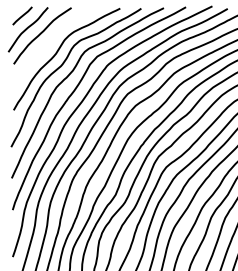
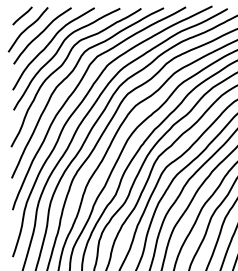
curve: none -> present (49, 44)
